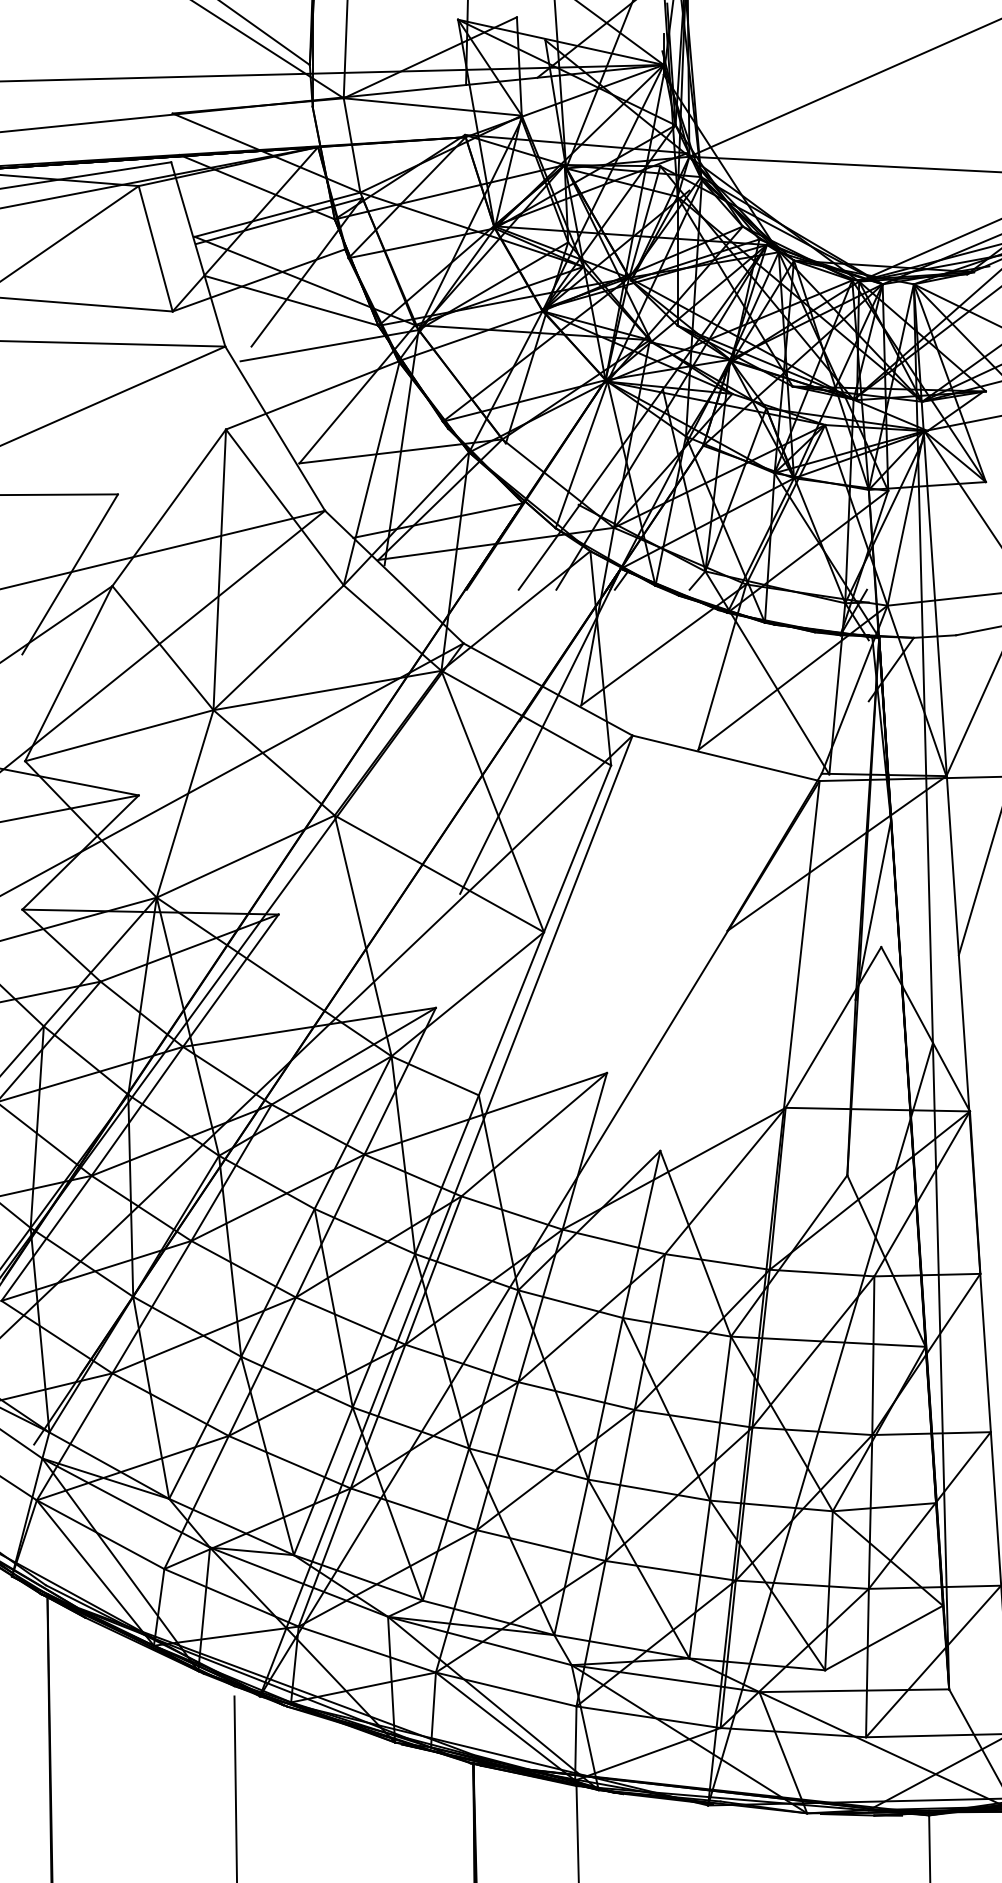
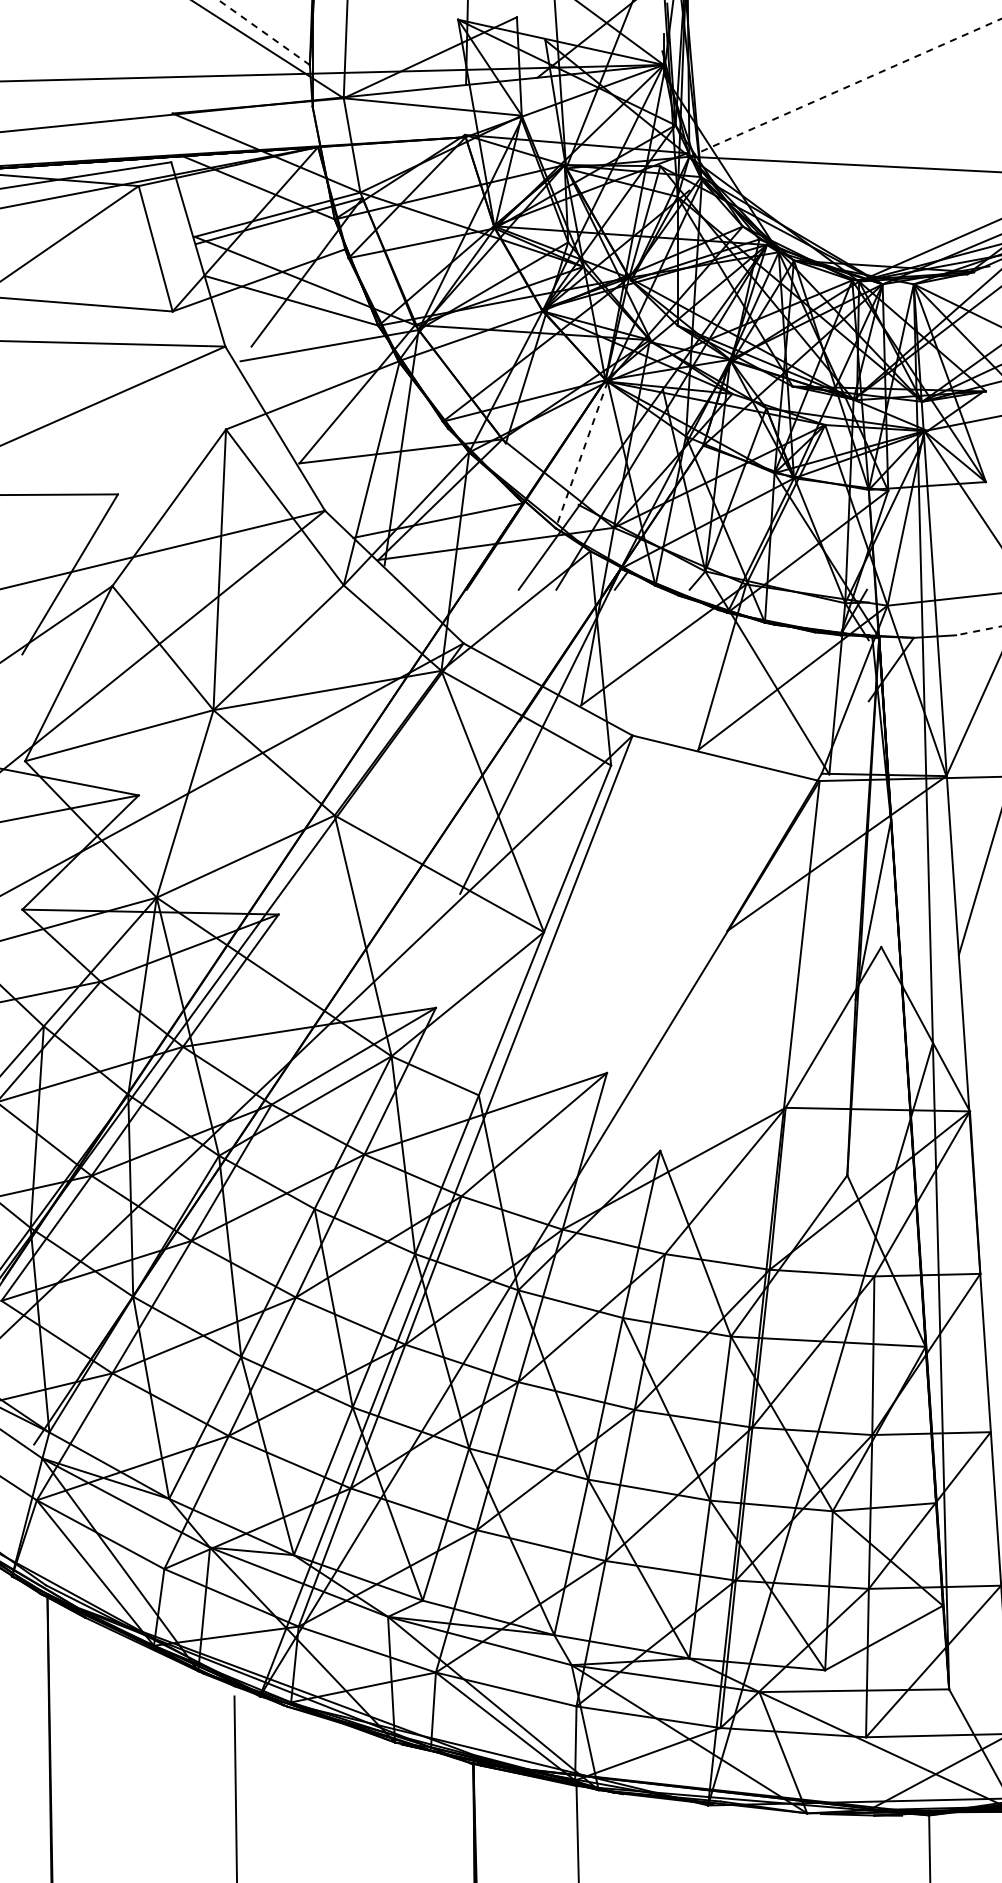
line: solid -> dashed (264, 32)
line: solid -> dashed (845, 87)
line: solid -> dashed (581, 454)
line: solid -> dashed (978, 630)
